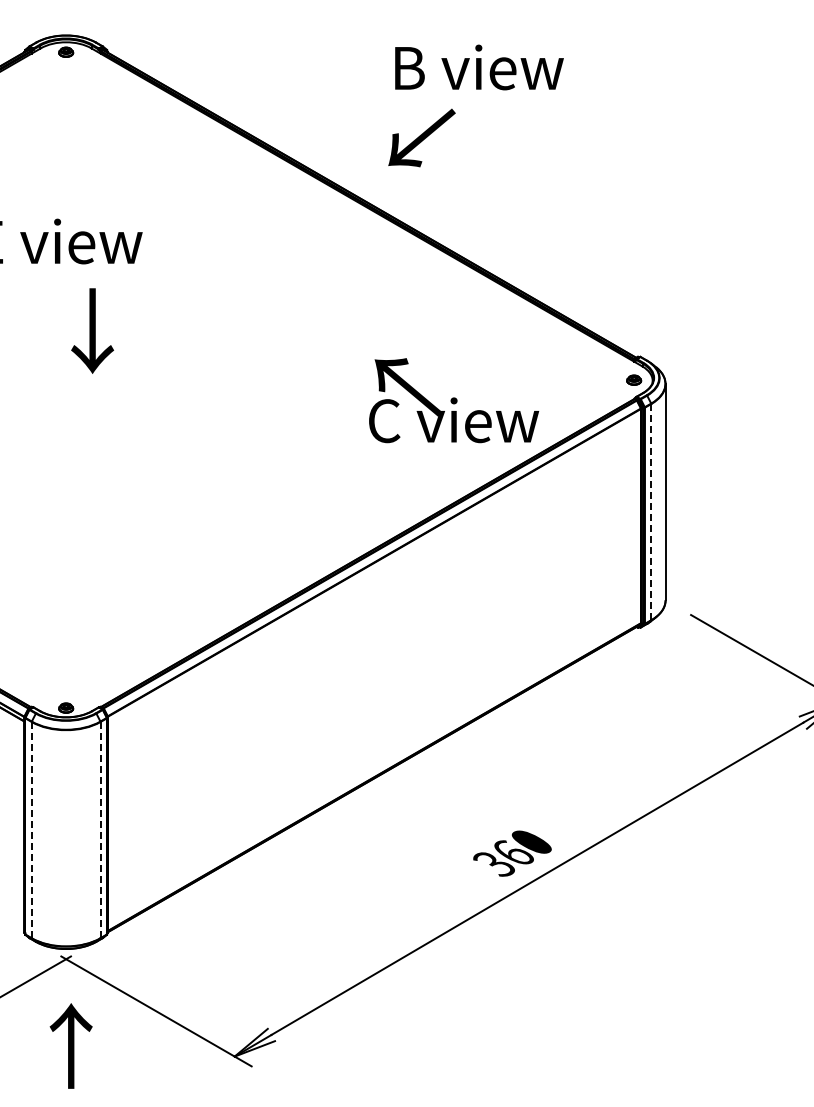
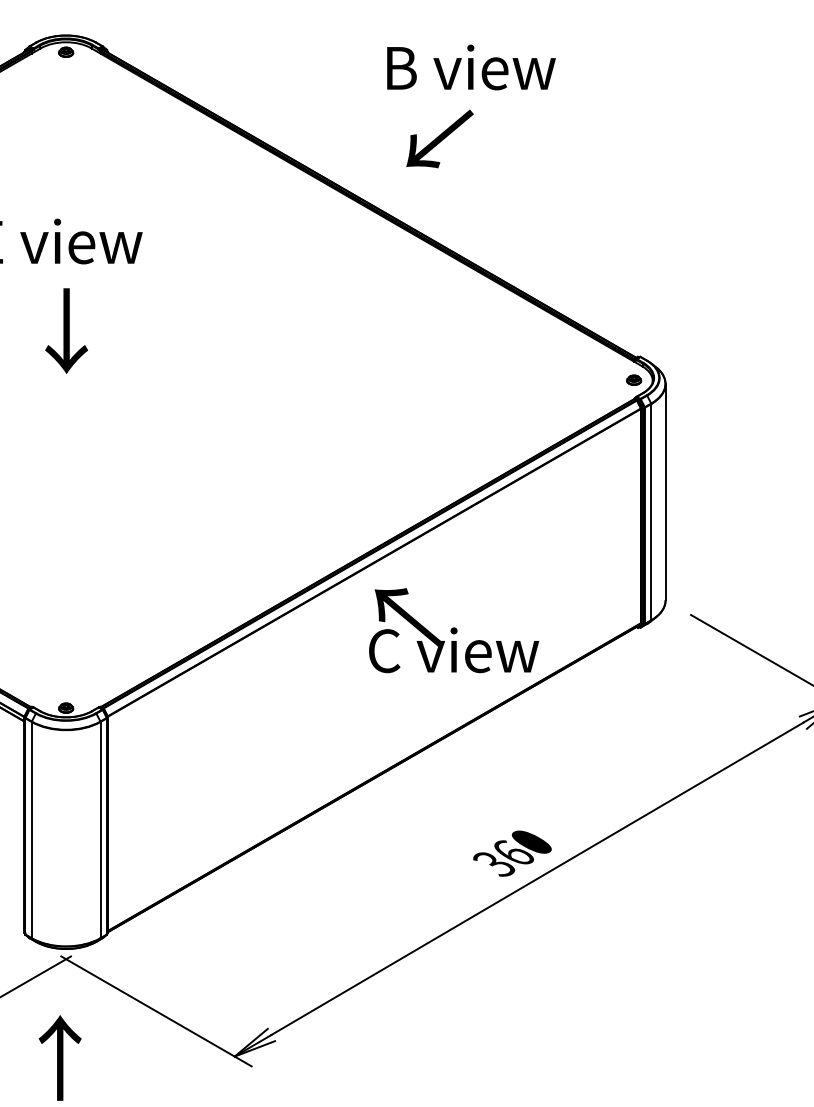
text position: (479, 67) -> (471, 67) (471, 67)
text position: (421, 137) -> (439, 138) (439, 138)
text position: (92, 330) -> (66, 330) (66, 330)
text position: (454, 400) -> (454, 630) (454, 630)
line: dashed -> solid (651, 512)
line: dashed -> solid (100, 829)
line: dashed -> solid (31, 830)
text position: (70, 1045) -> (59, 1057) (59, 1057)
